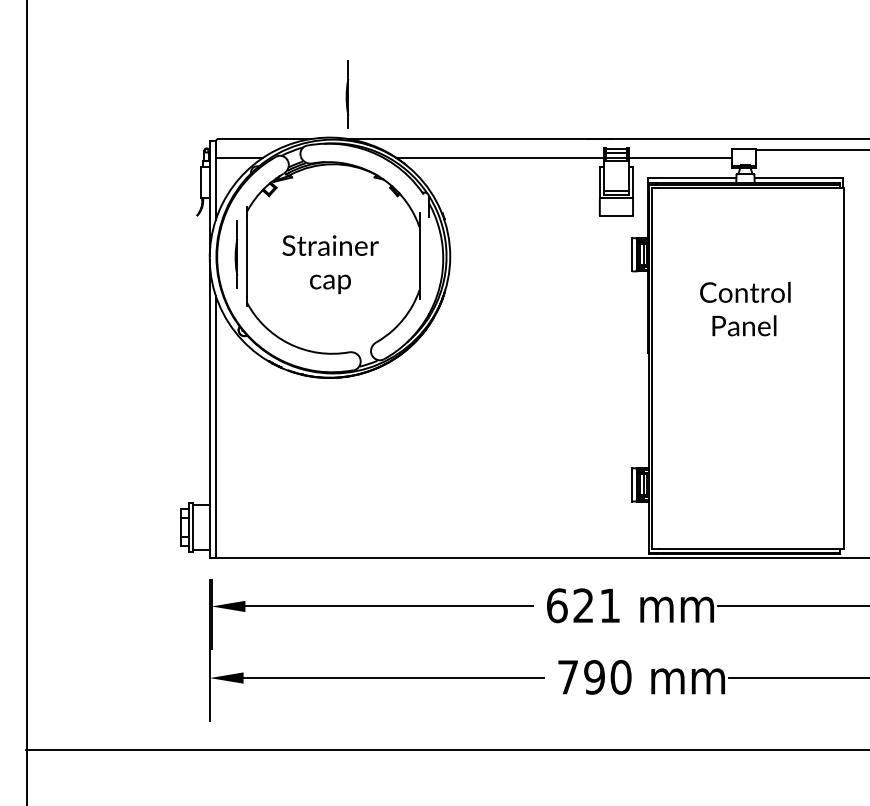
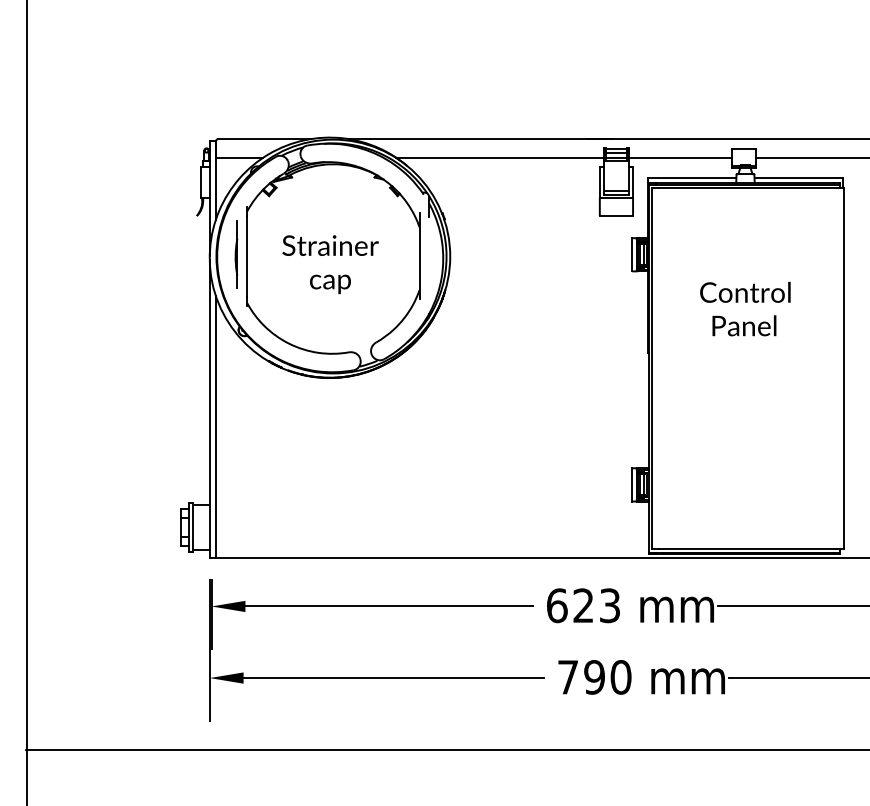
part: present -> none (347, 94)
line position: (811, 149) -> (811, 157) (811, 157)
text: 621 -> 623 (609, 605)
